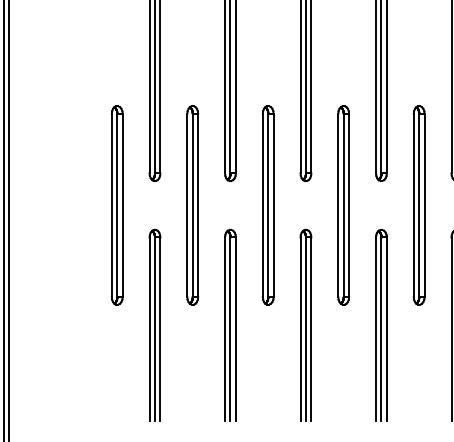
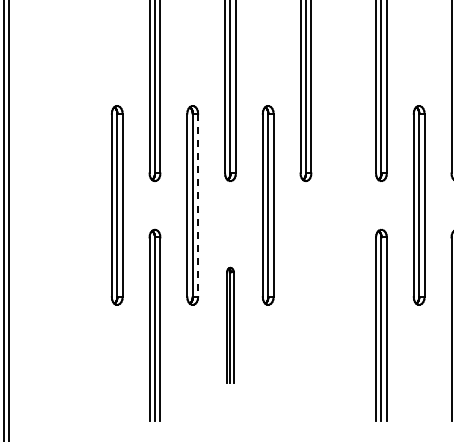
line: solid -> dashed (198, 205)
part: present -> none (343, 205)
part size: 13x194 px -> 9x118 px (230, 324)
part: present -> none (305, 324)
